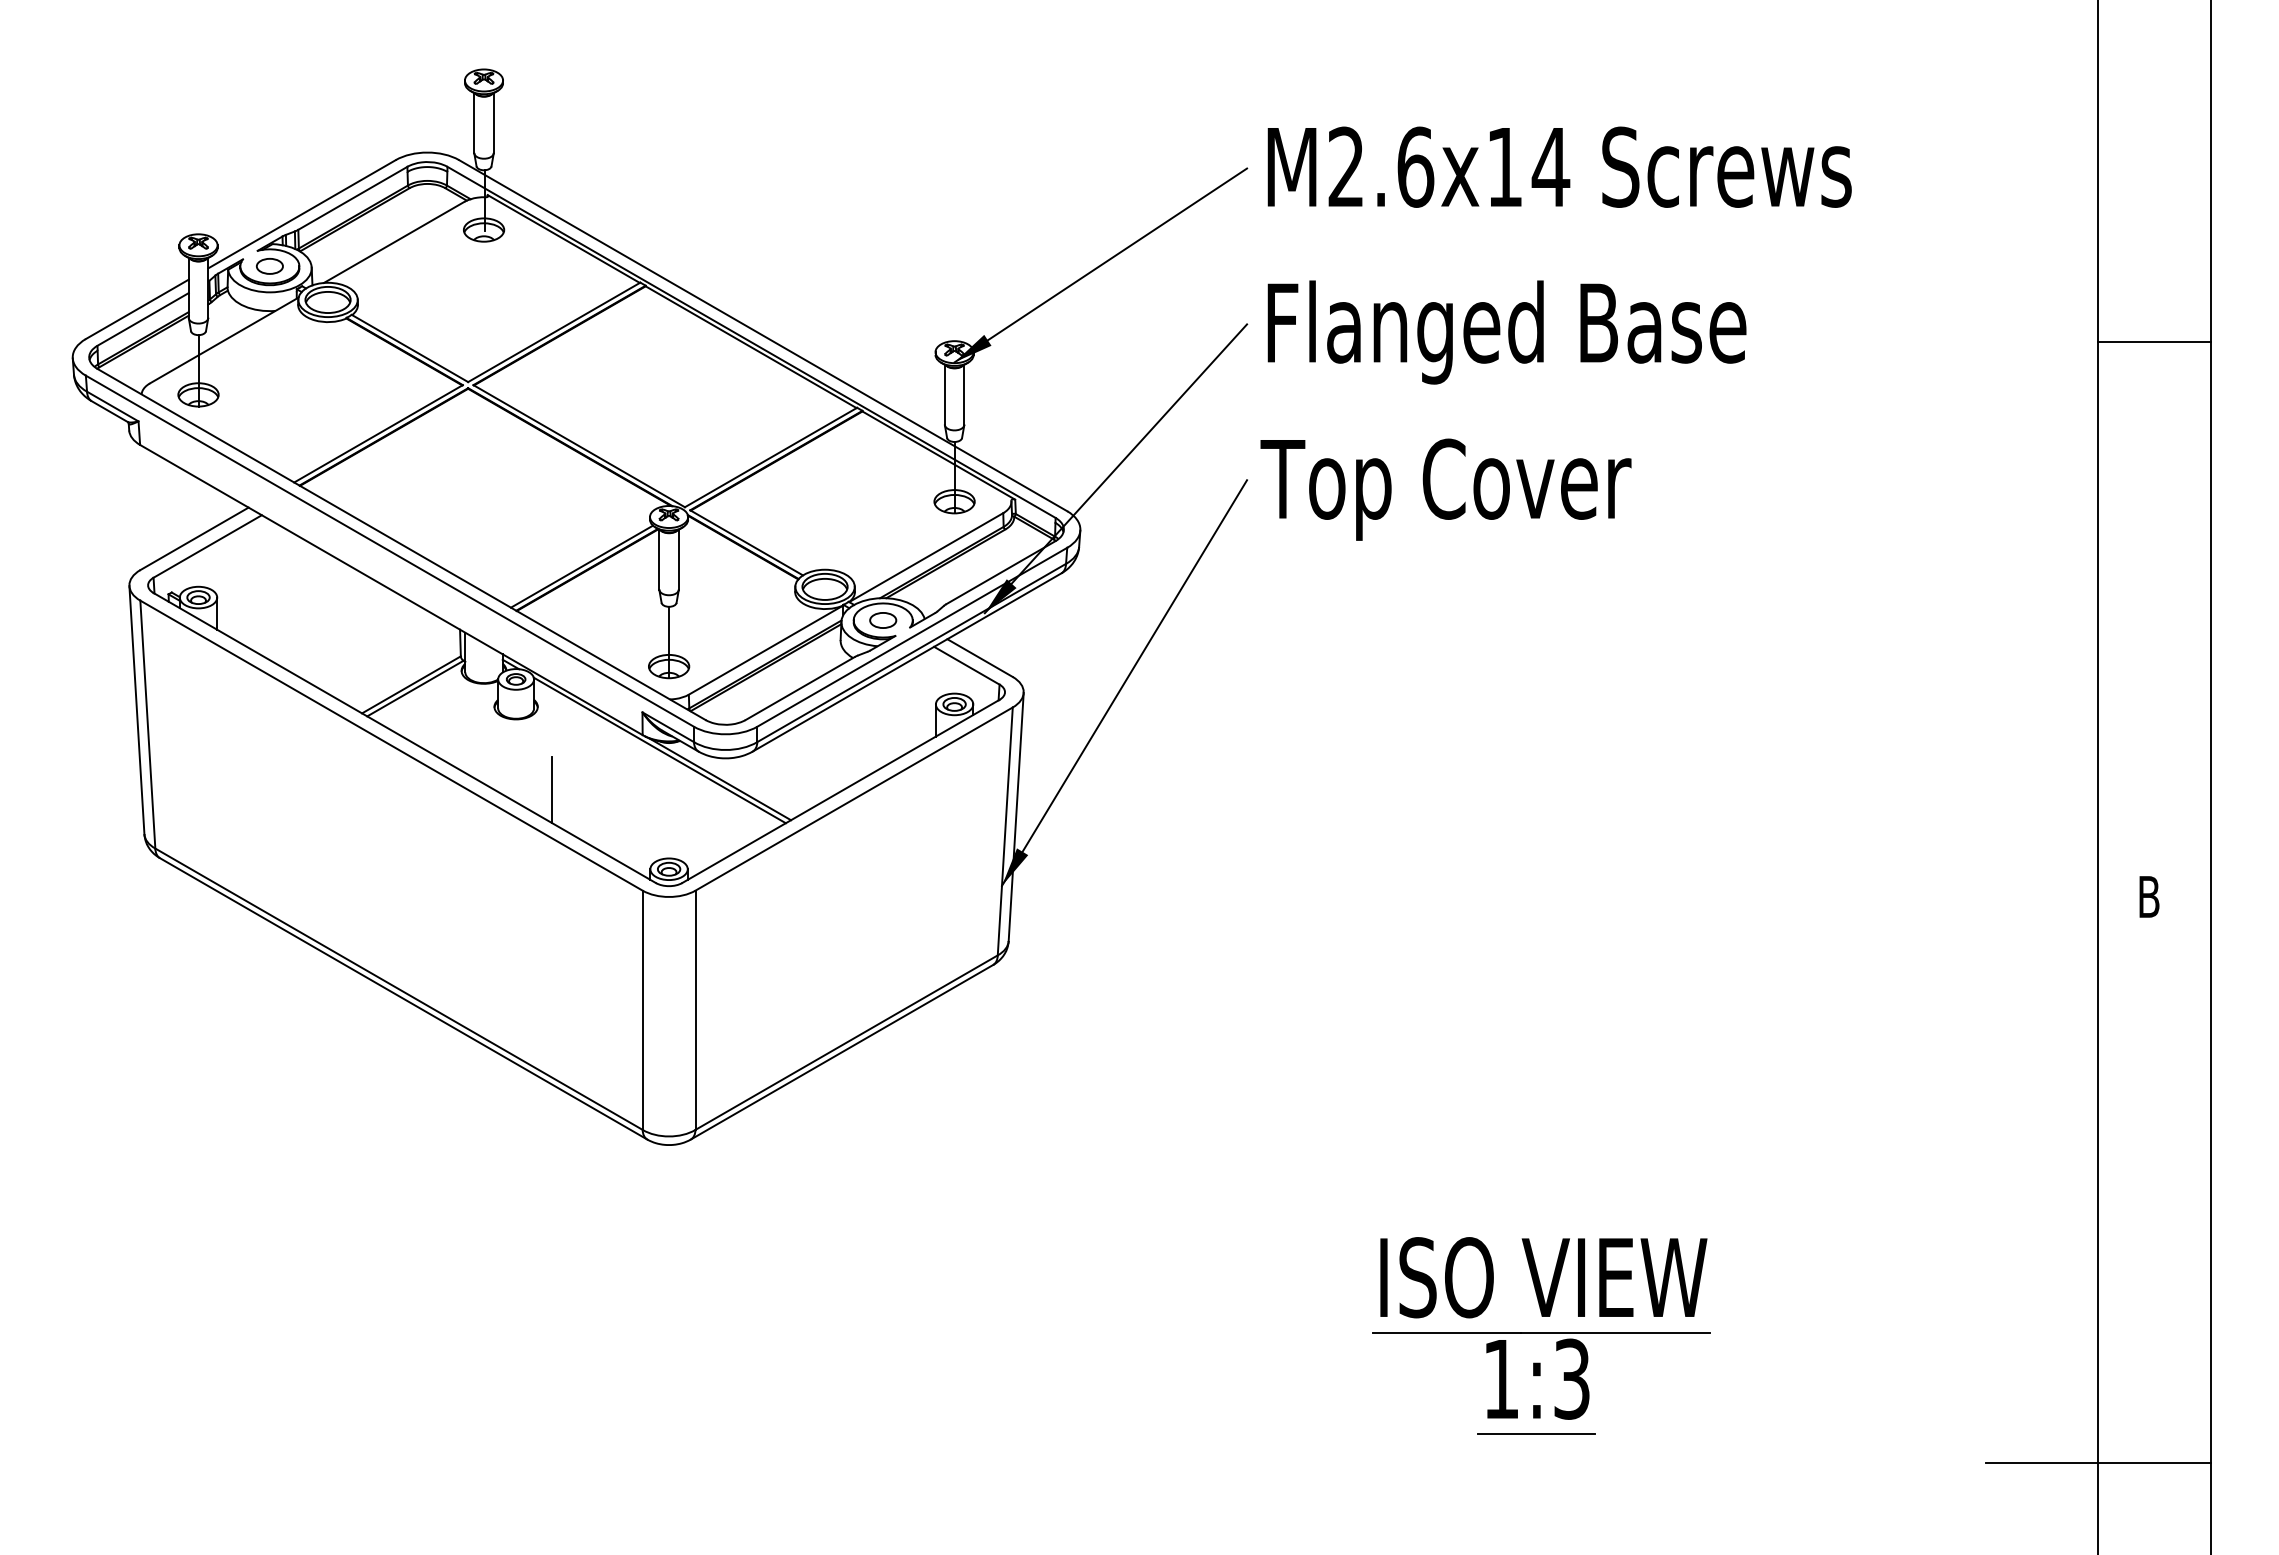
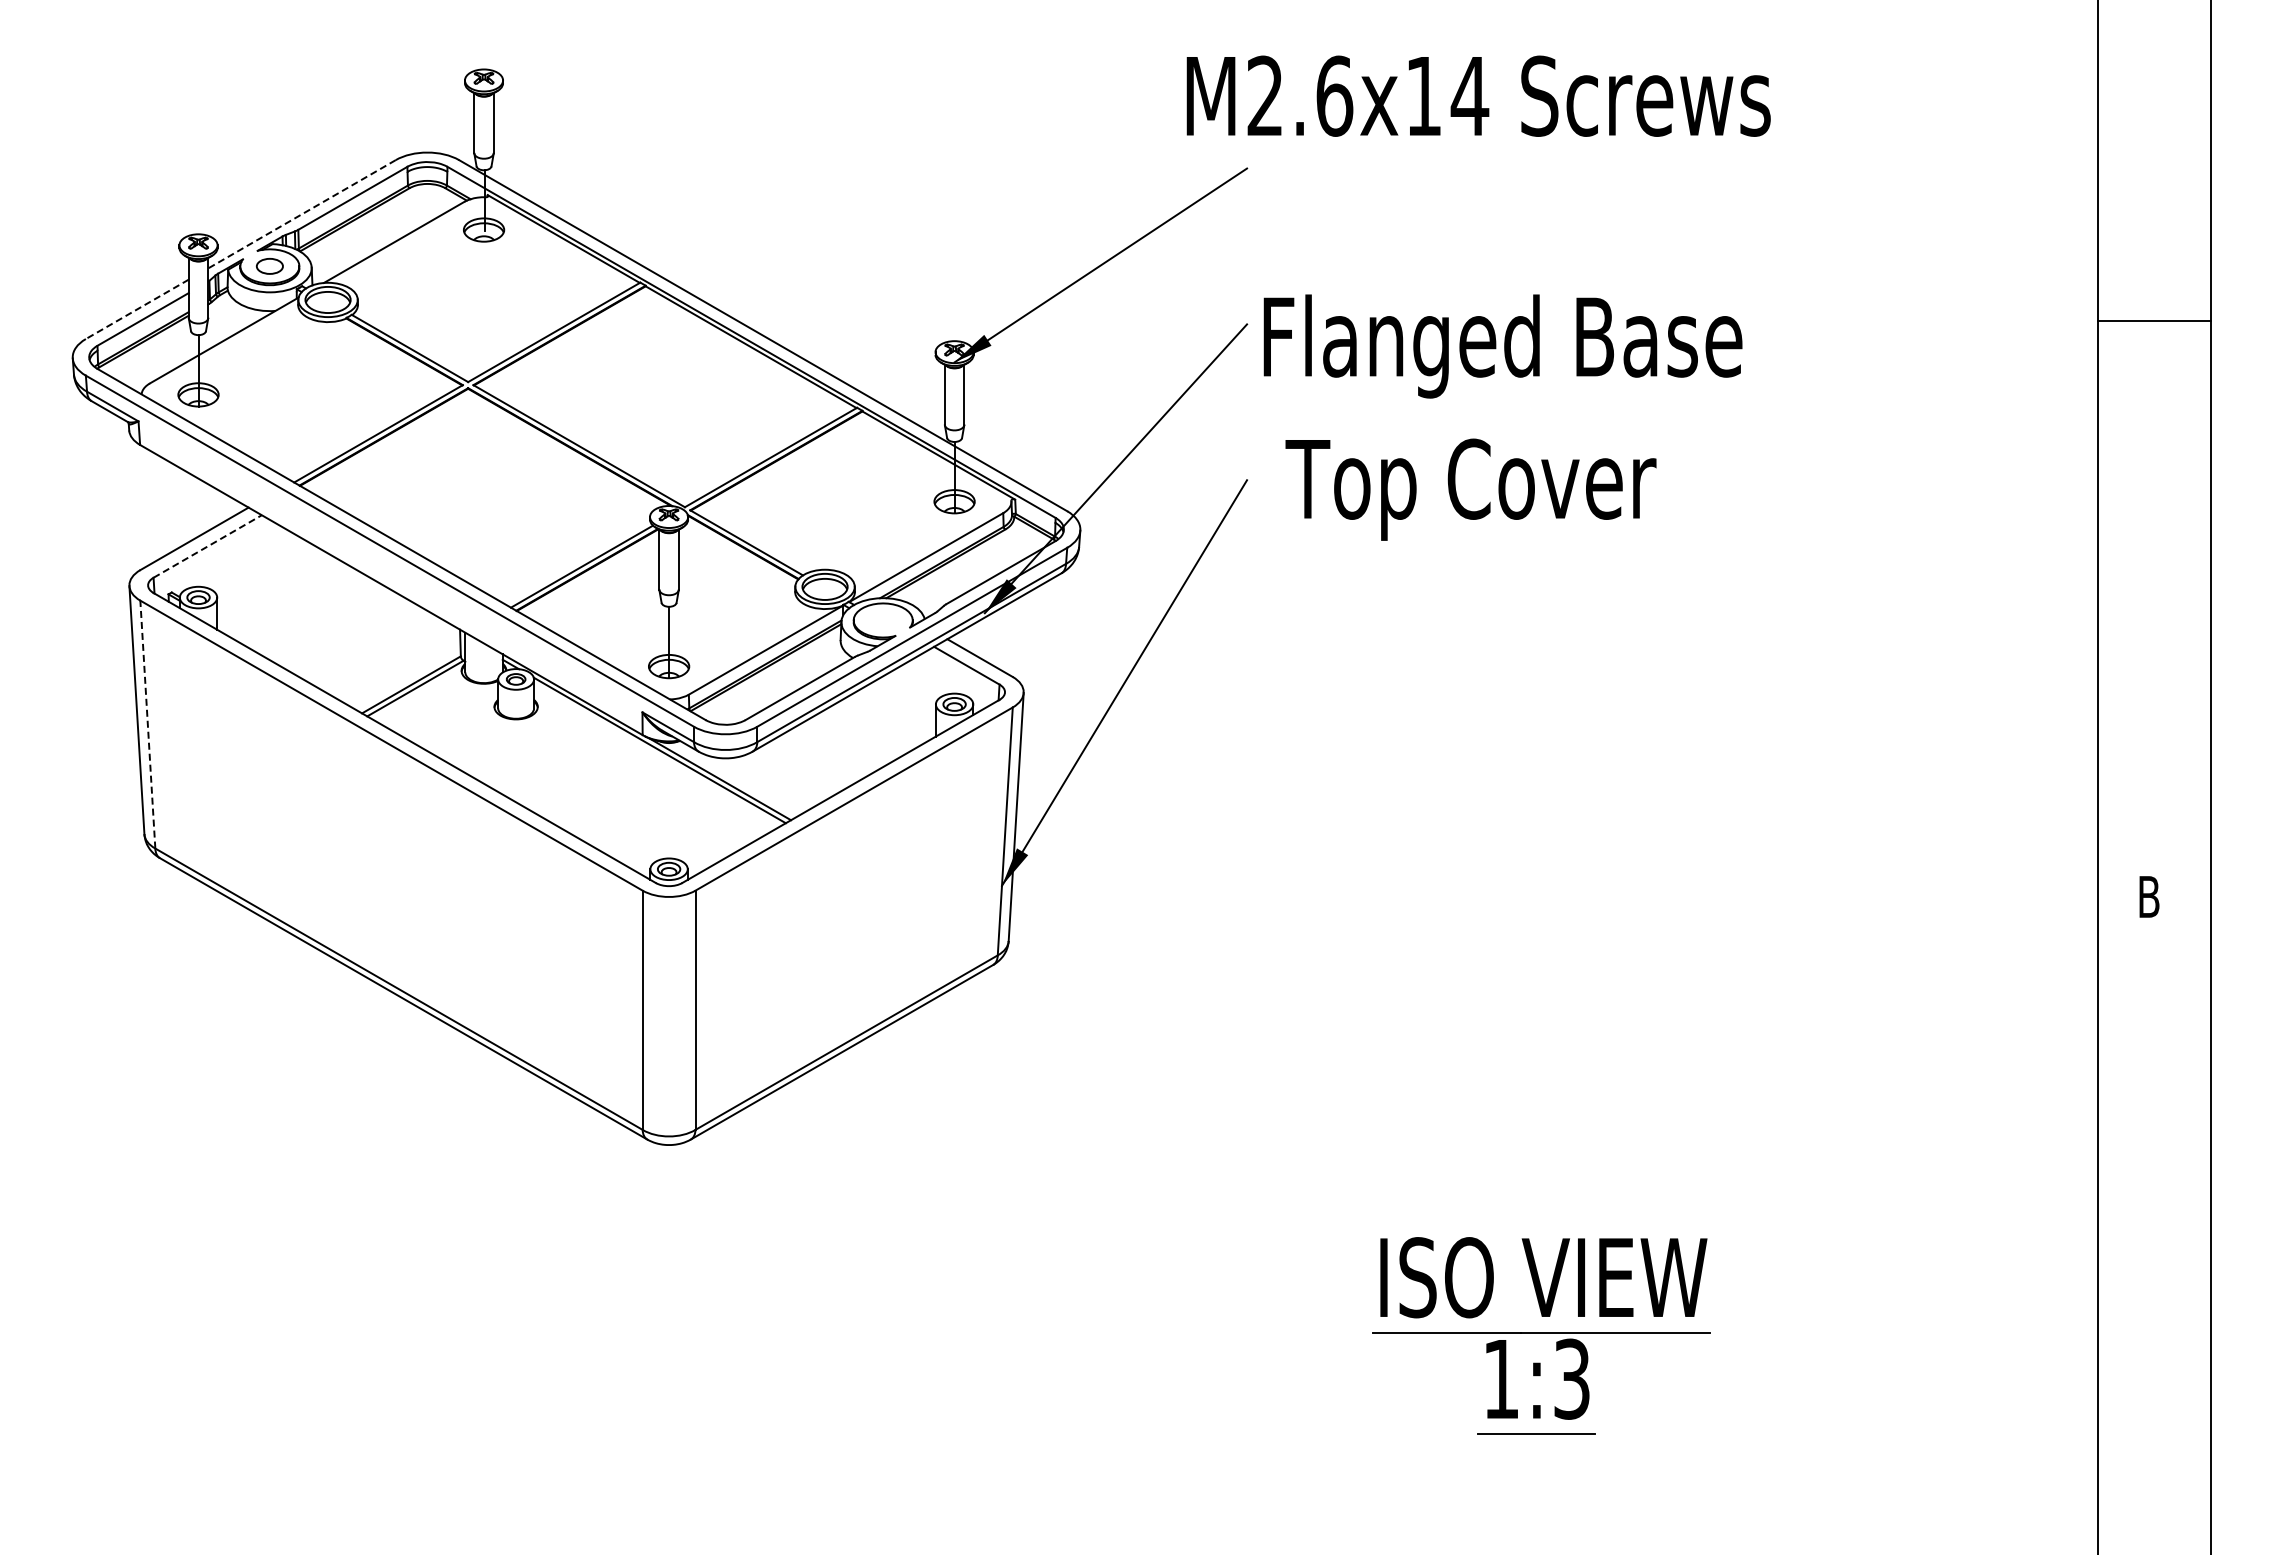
text position: (1559, 166) -> (1478, 95) (1478, 95)
line: solid -> dashed (301, 214)
line: solid -> dashed (136, 309)
text position: (1506, 332) -> (1502, 346) (1502, 346)
line position: (2154, 341) -> (2154, 320) (2154, 320)
text position: (1445, 489) -> (1470, 489) (1470, 489)
line: solid -> dashed (207, 546)
part: present -> none (883, 620)
line: solid -> dashed (147, 724)
line: present -> none (551, 789)
line: present -> none (2098, 1463)
